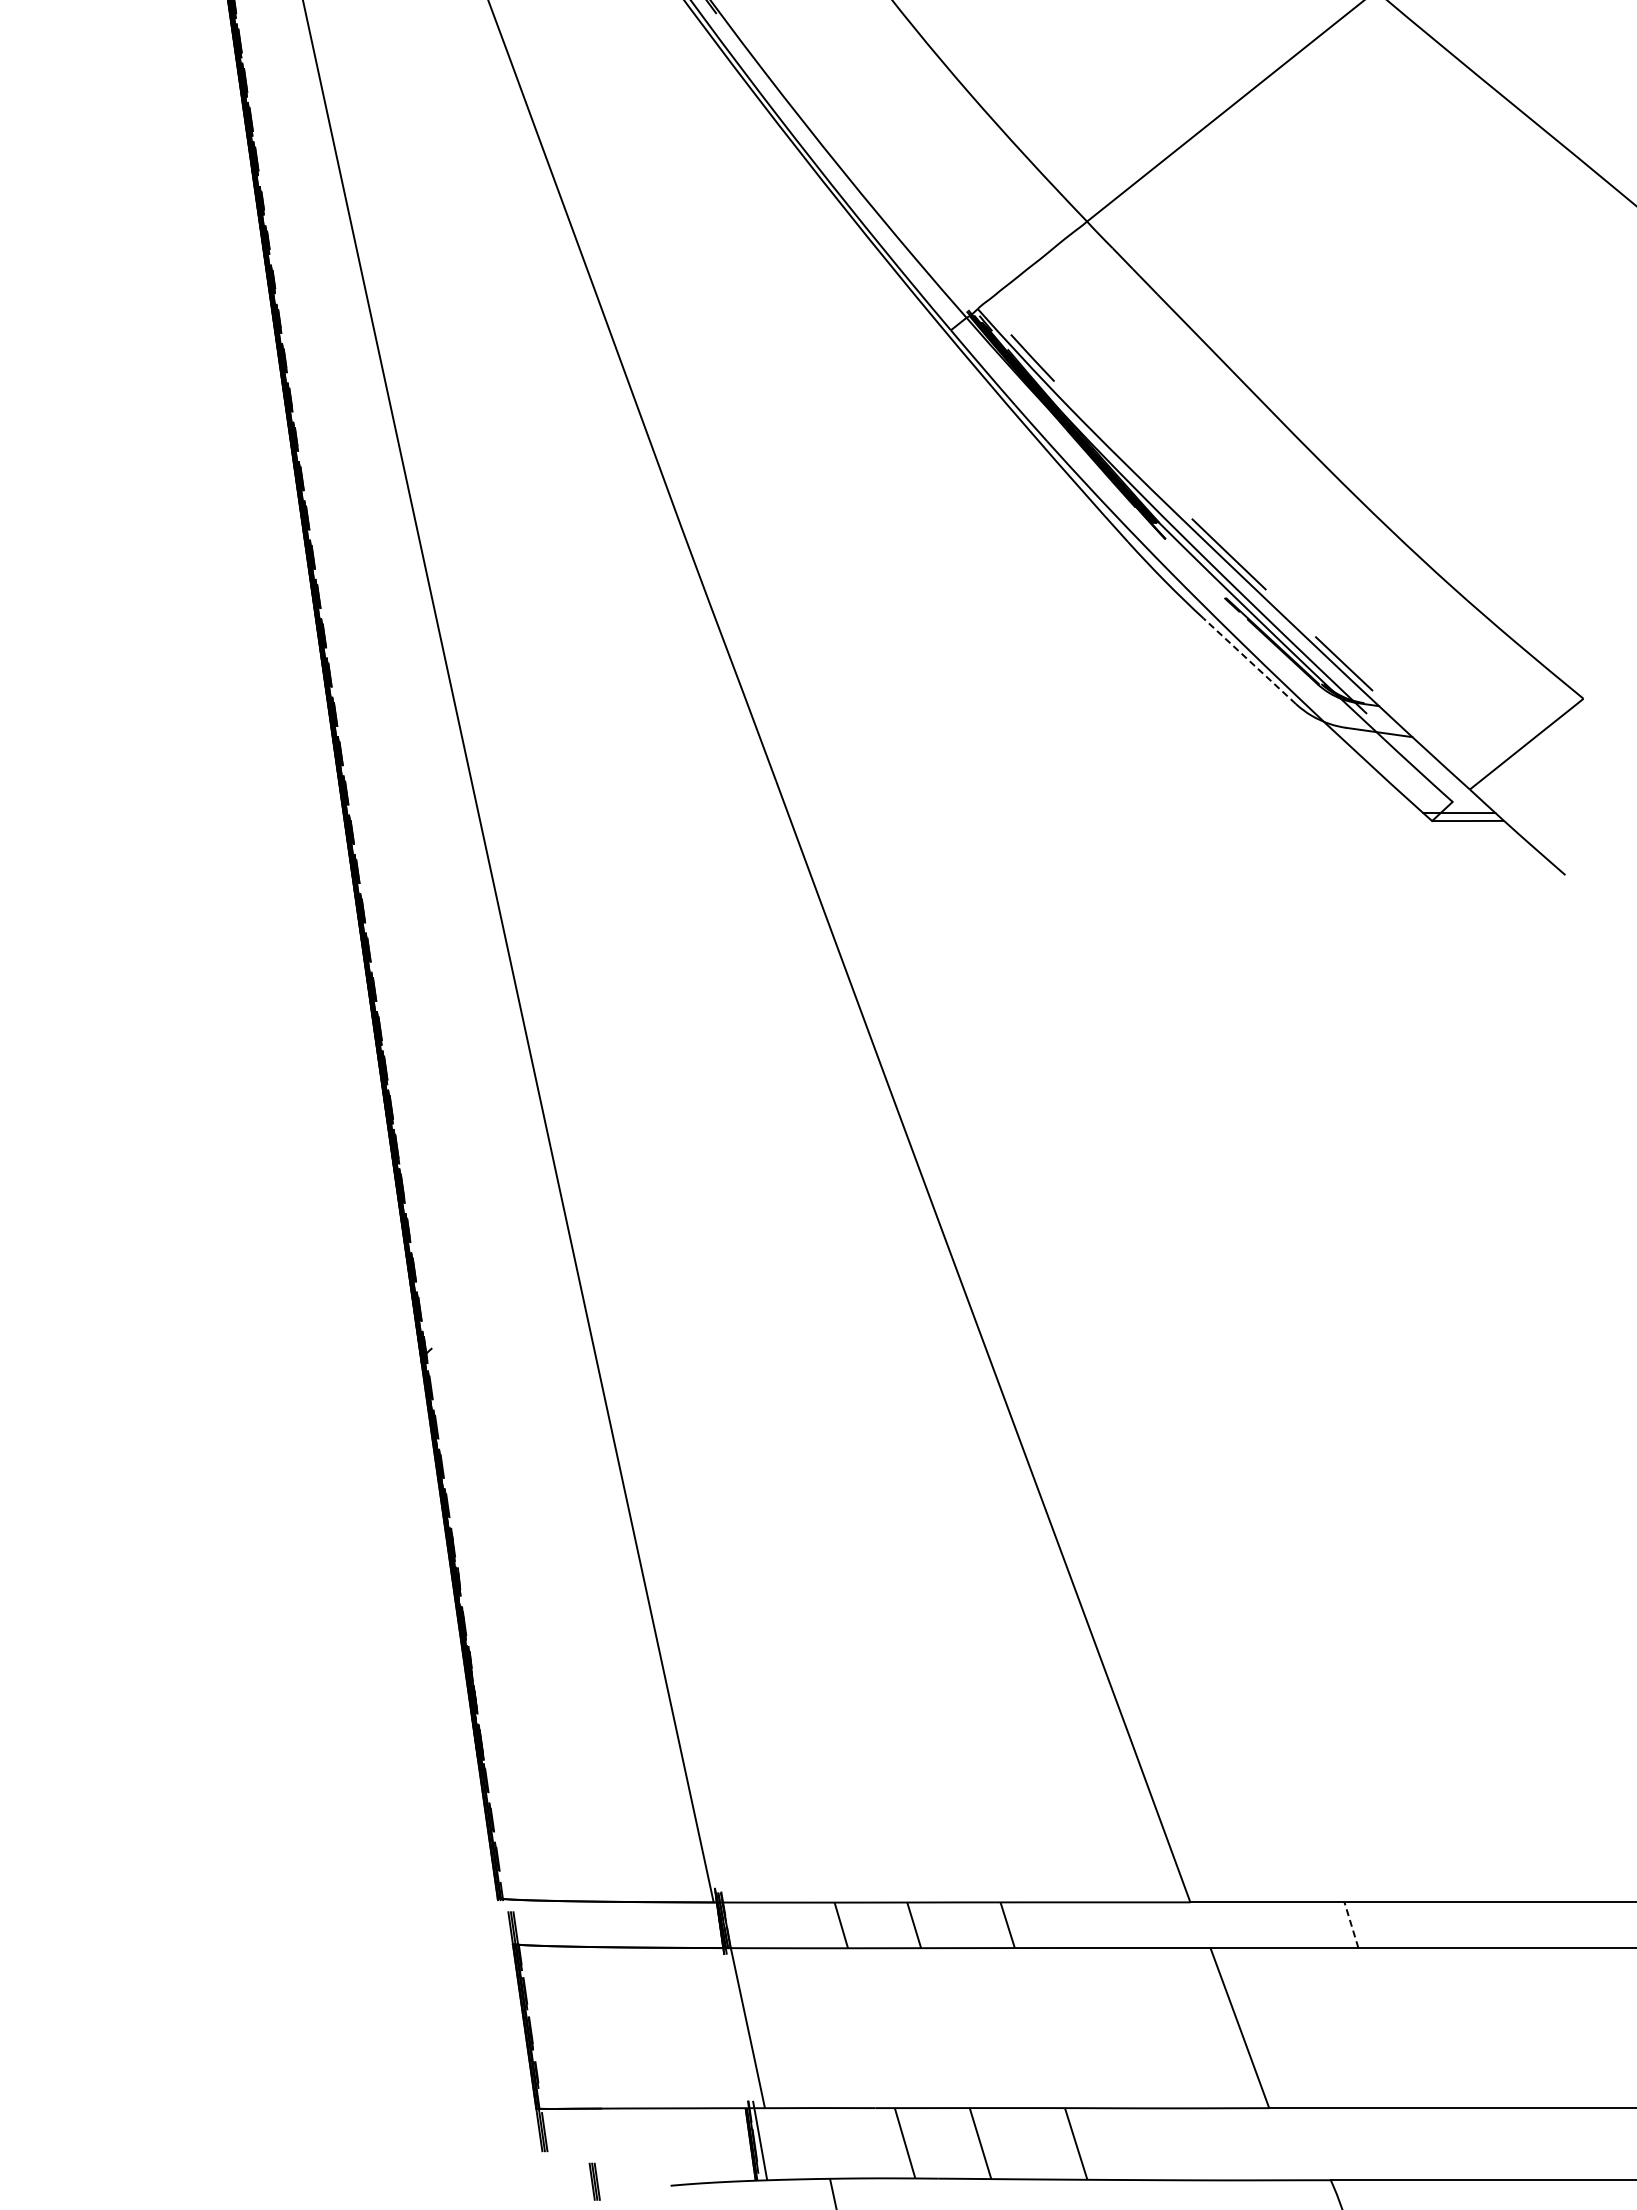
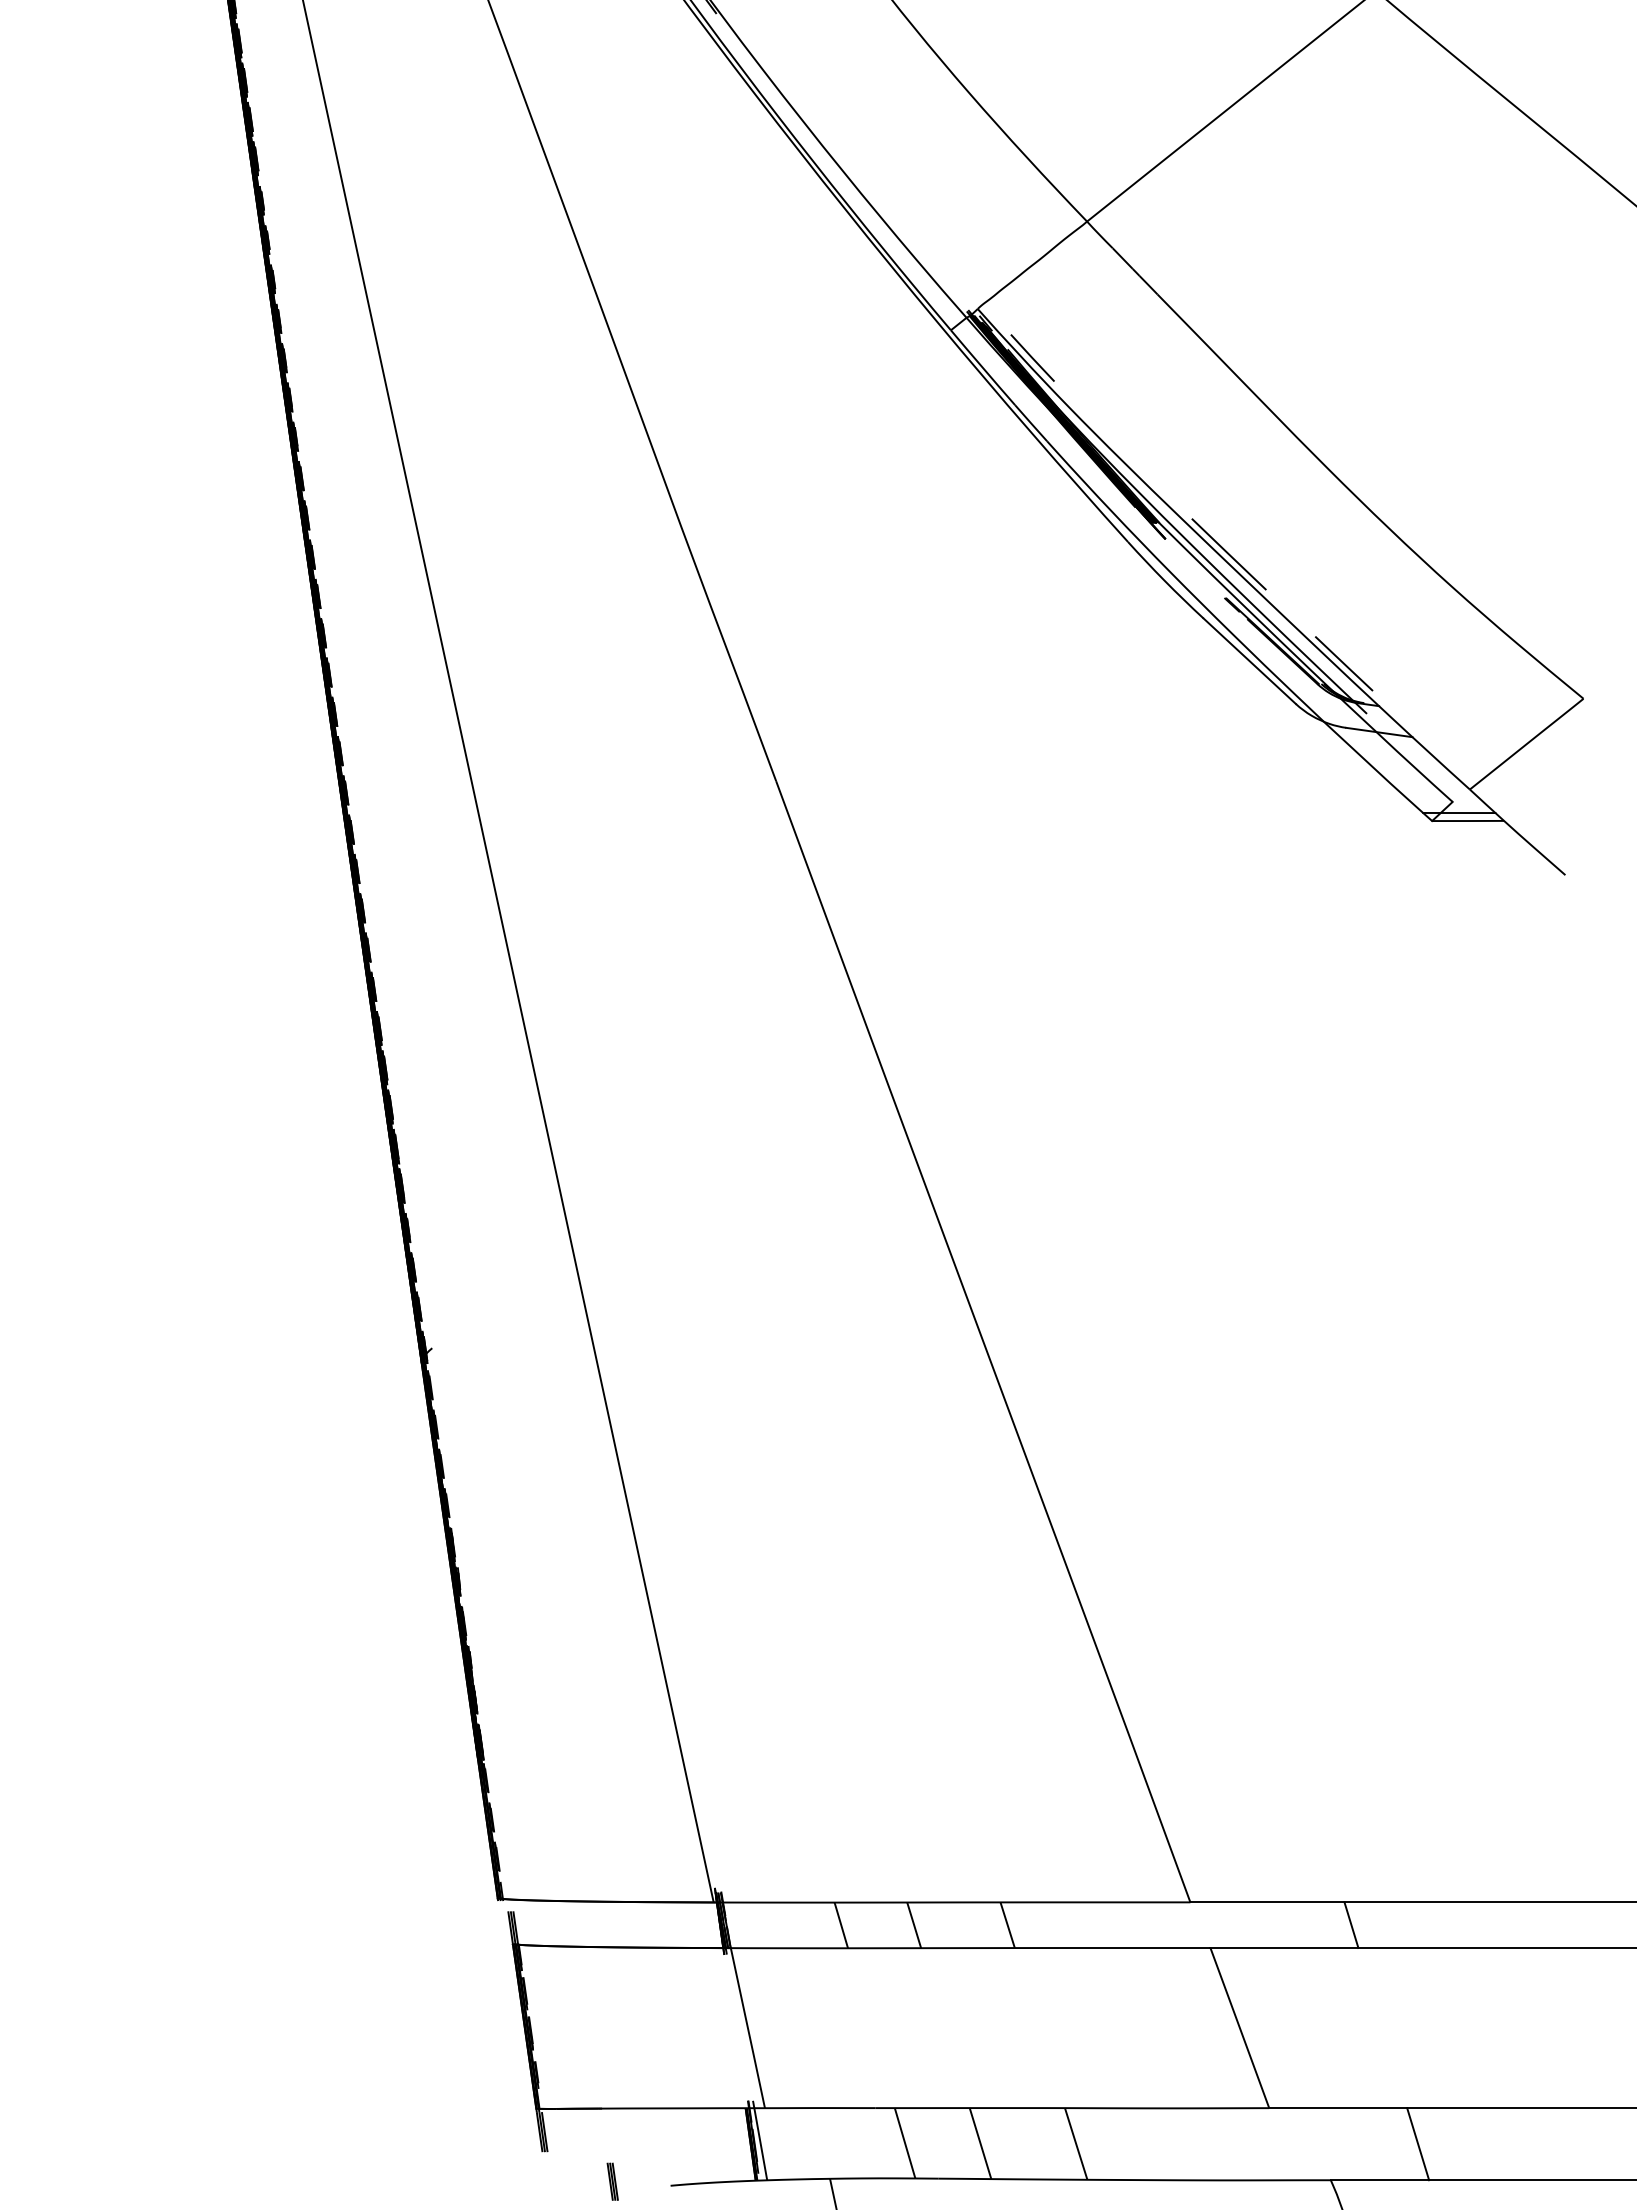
line: dashed -> solid (1249, 661)
line: dashed -> solid (1351, 1925)
line: none -> present (1418, 2144)
part position: (594, 2181) -> (612, 2181) (612, 2181)
